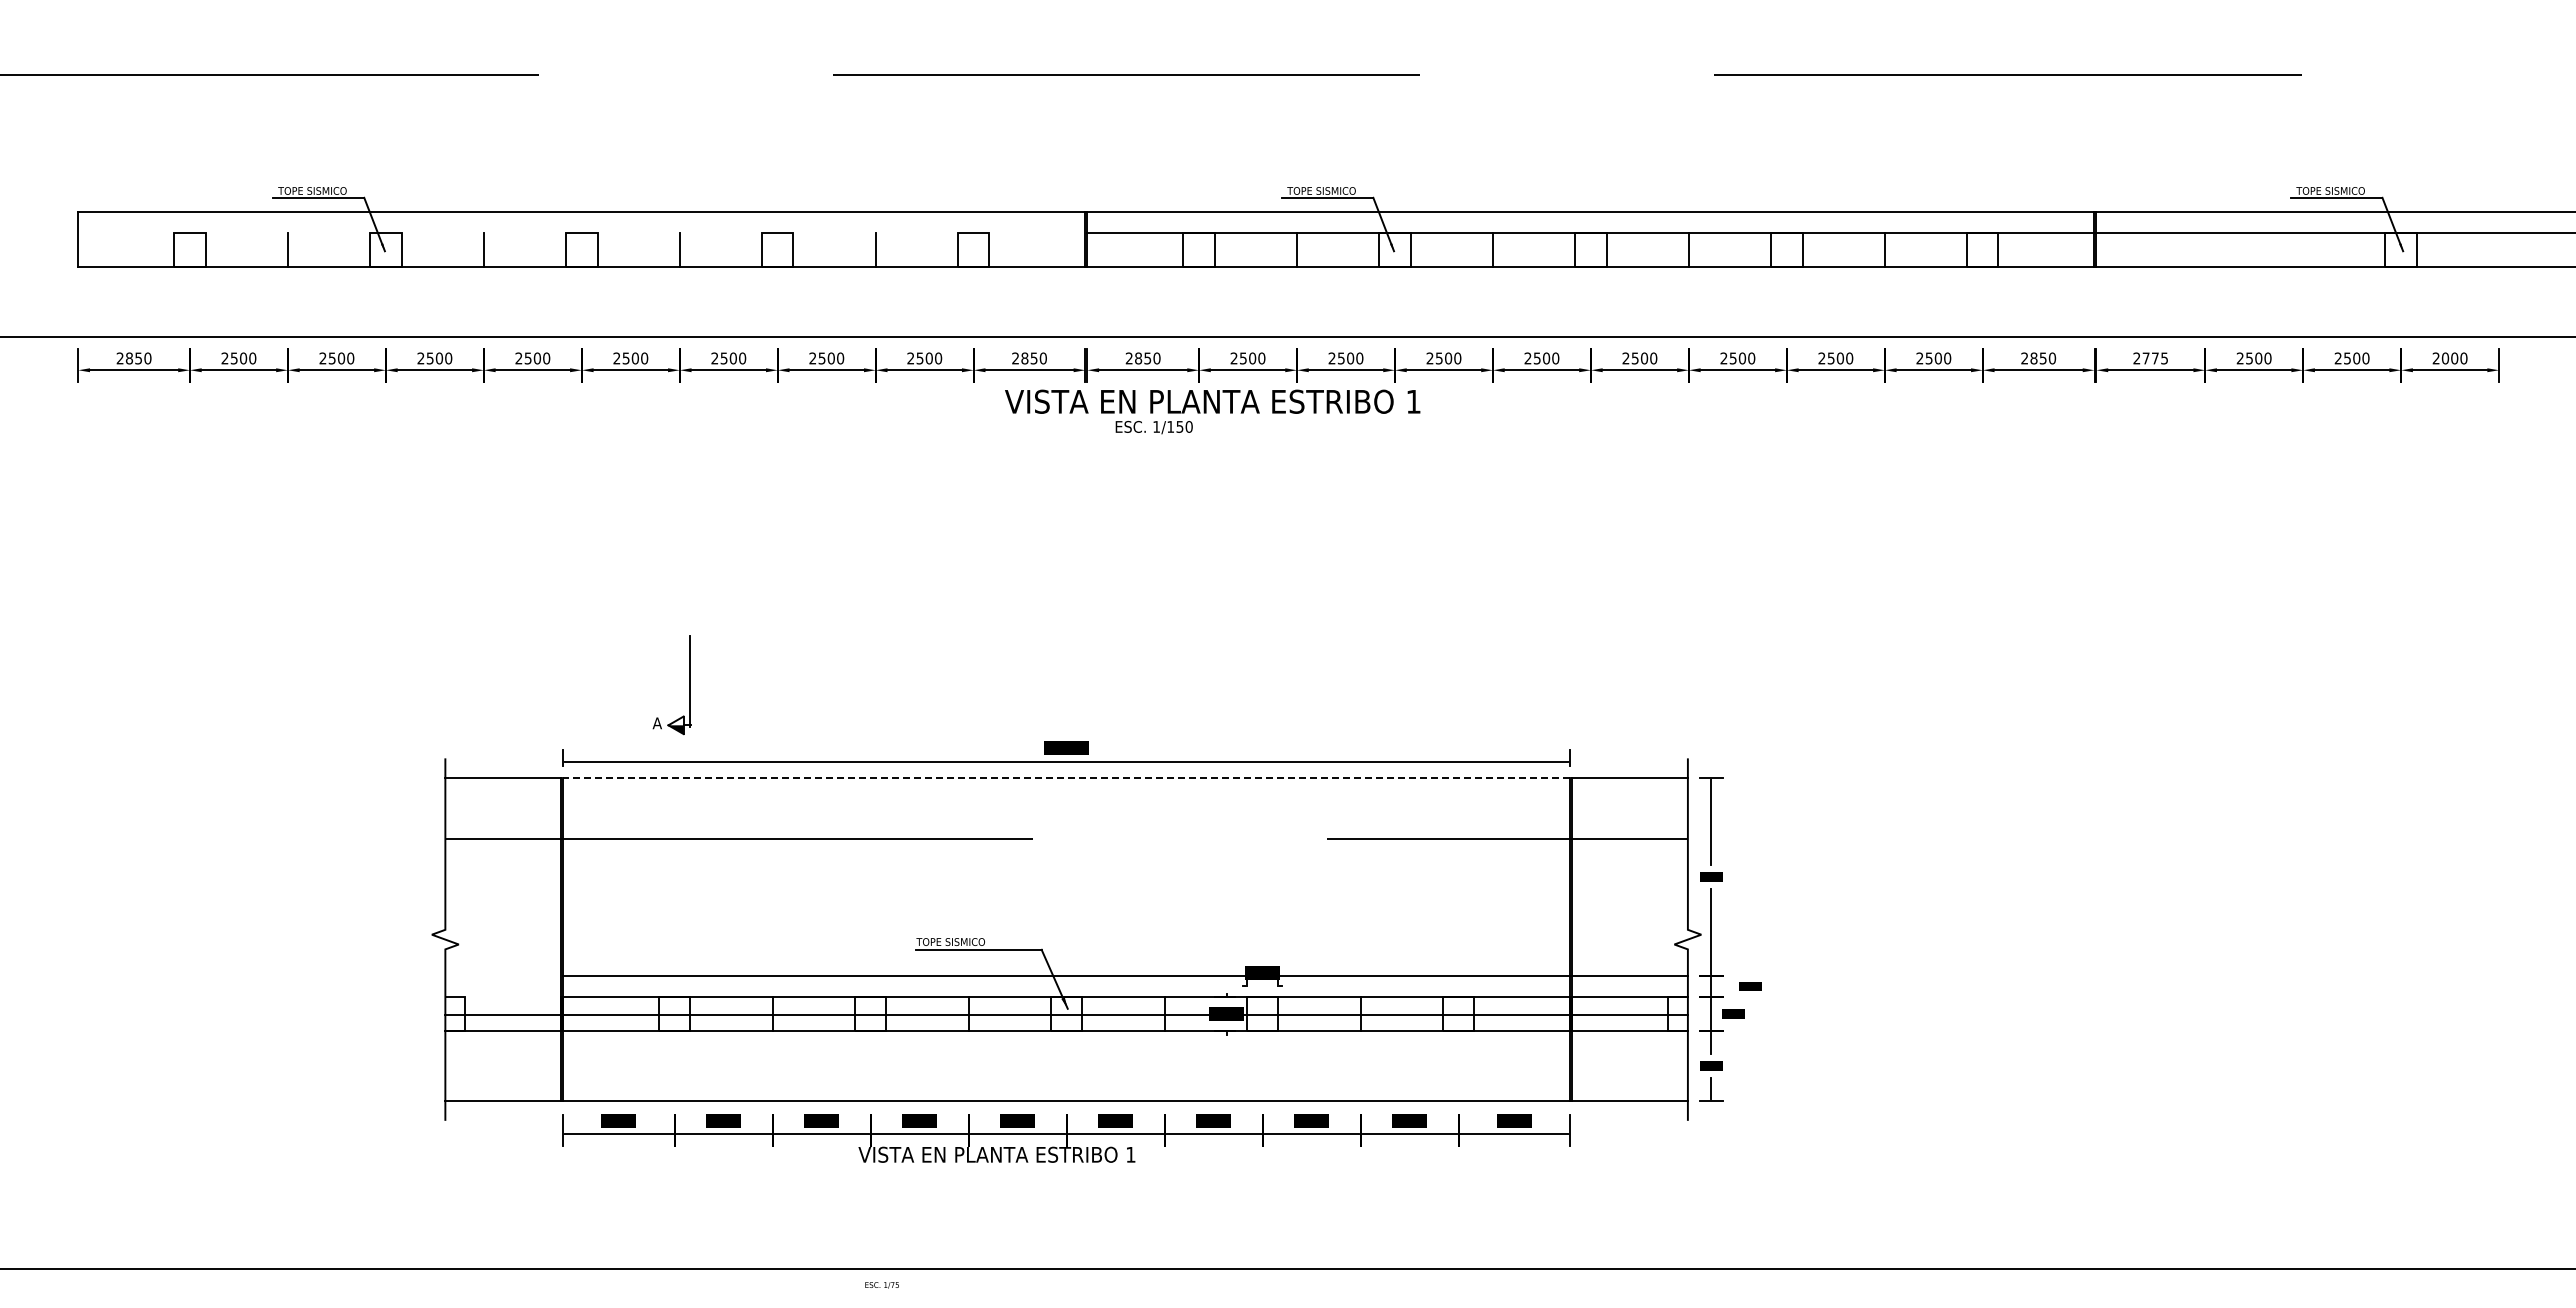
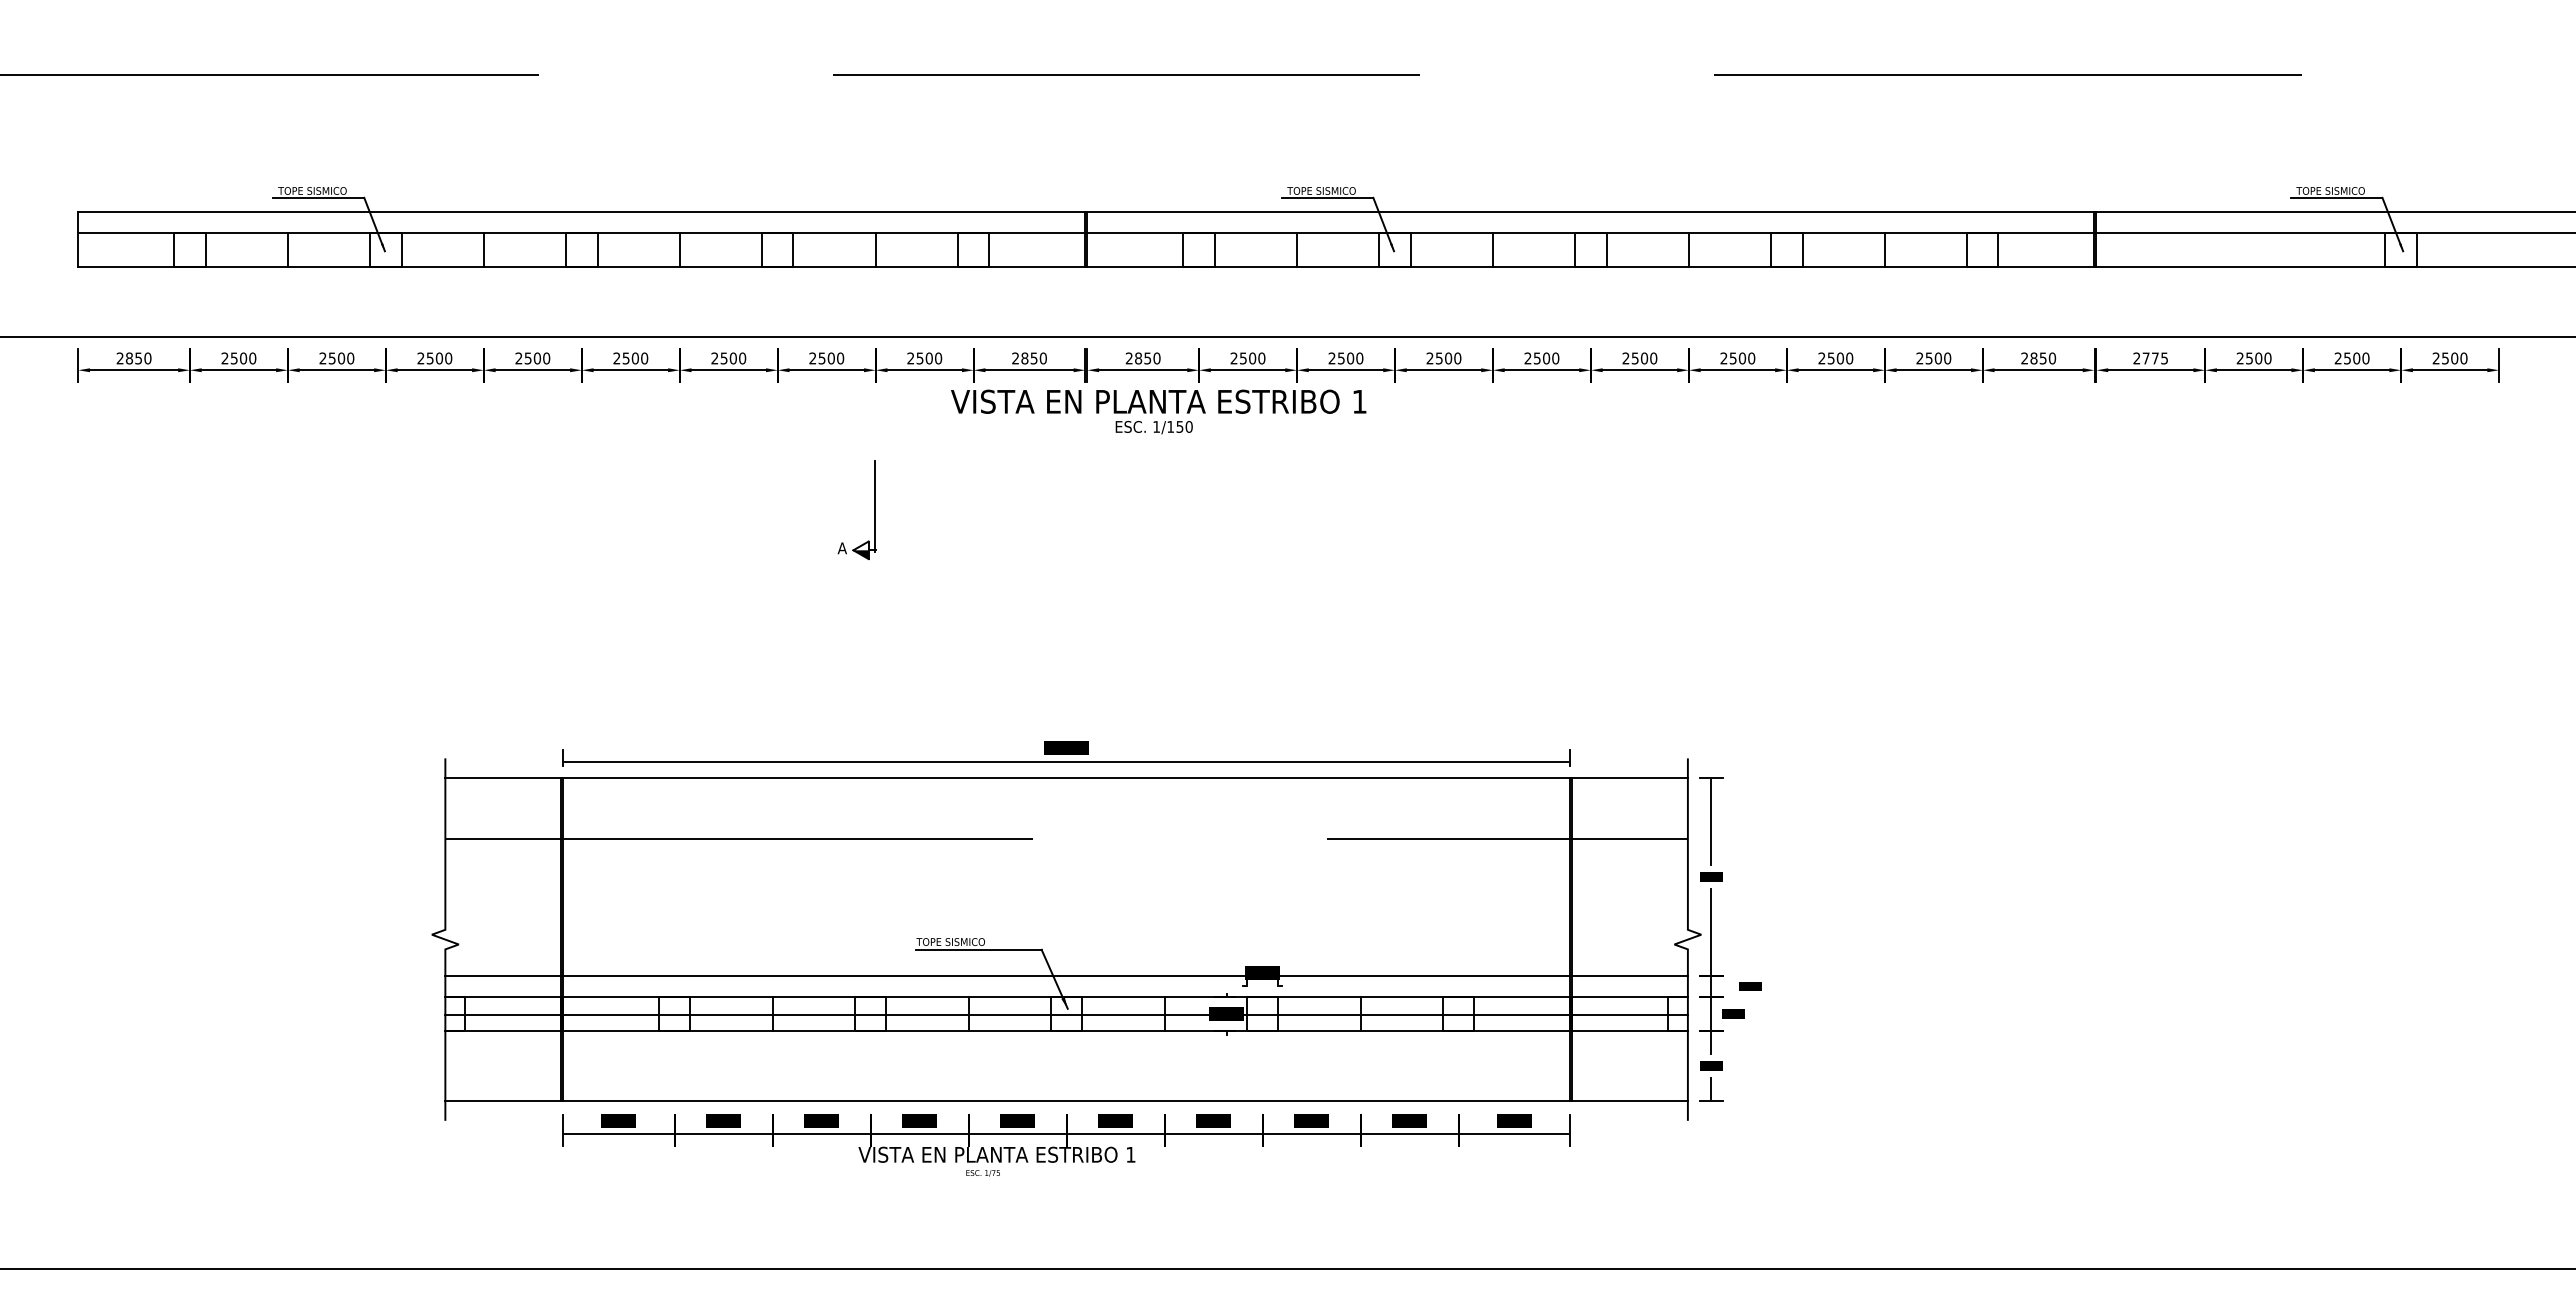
line: none -> present (581, 233)
text: 2000 -> 2500 (2445, 358)
text position: (1212, 401) -> (1158, 401) (1158, 401)
part position: (689, 685) -> (874, 510) (874, 510)
line: dashed -> solid (1066, 777)
line: none -> present (503, 975)
line: none -> present (503, 997)
text position: (881, 1285) -> (982, 1173) (982, 1173)
